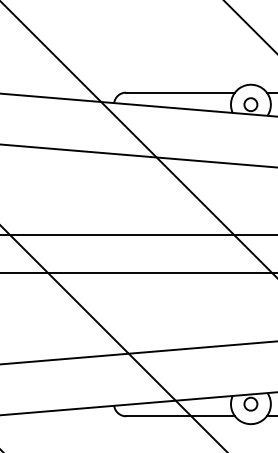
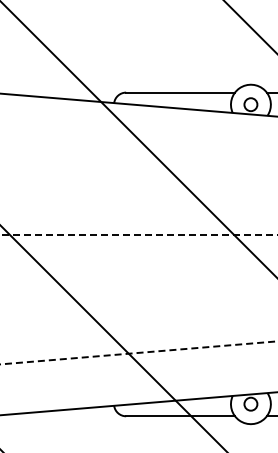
line: present -> none (138, 155)
line: solid -> dashed (139, 235)
line: present -> none (138, 273)
line: solid -> dashed (139, 352)
